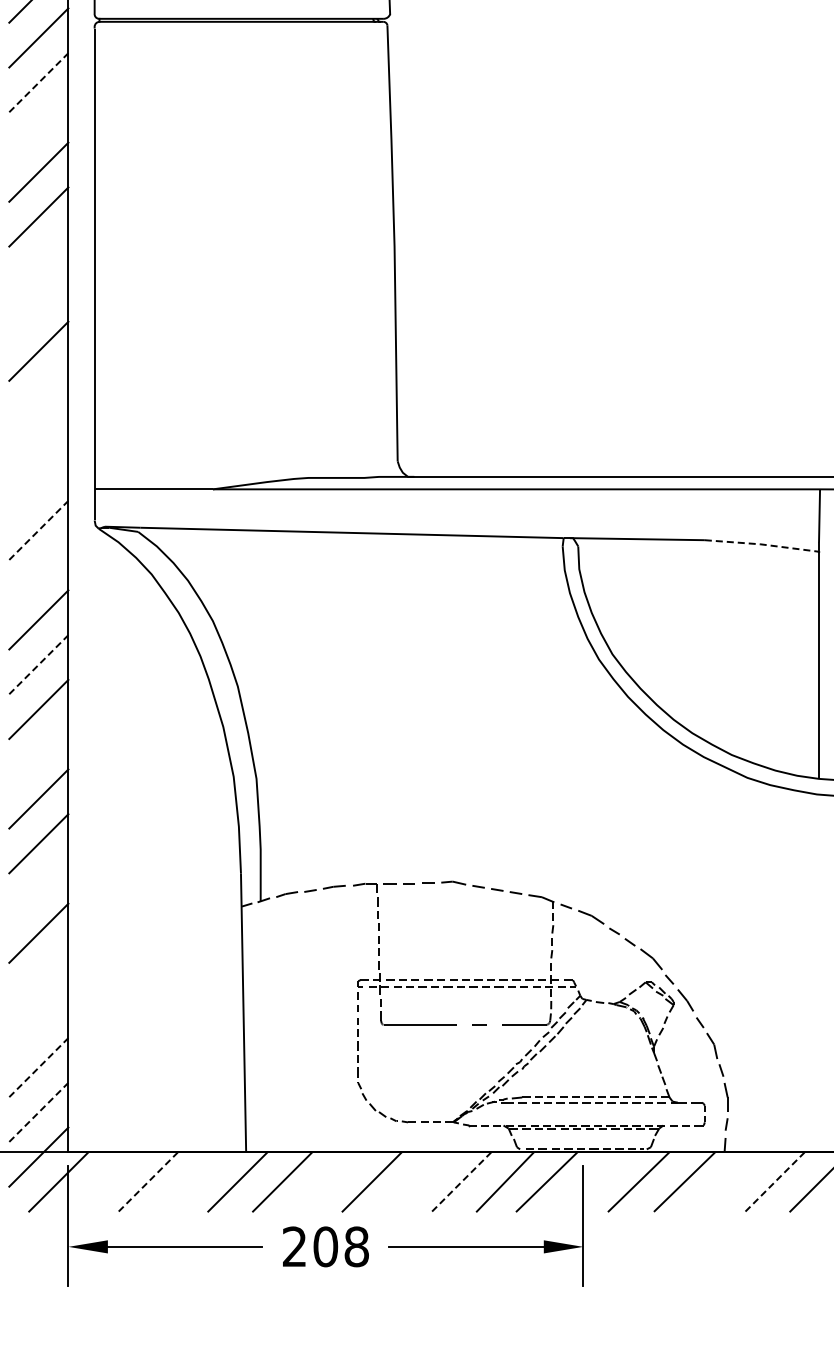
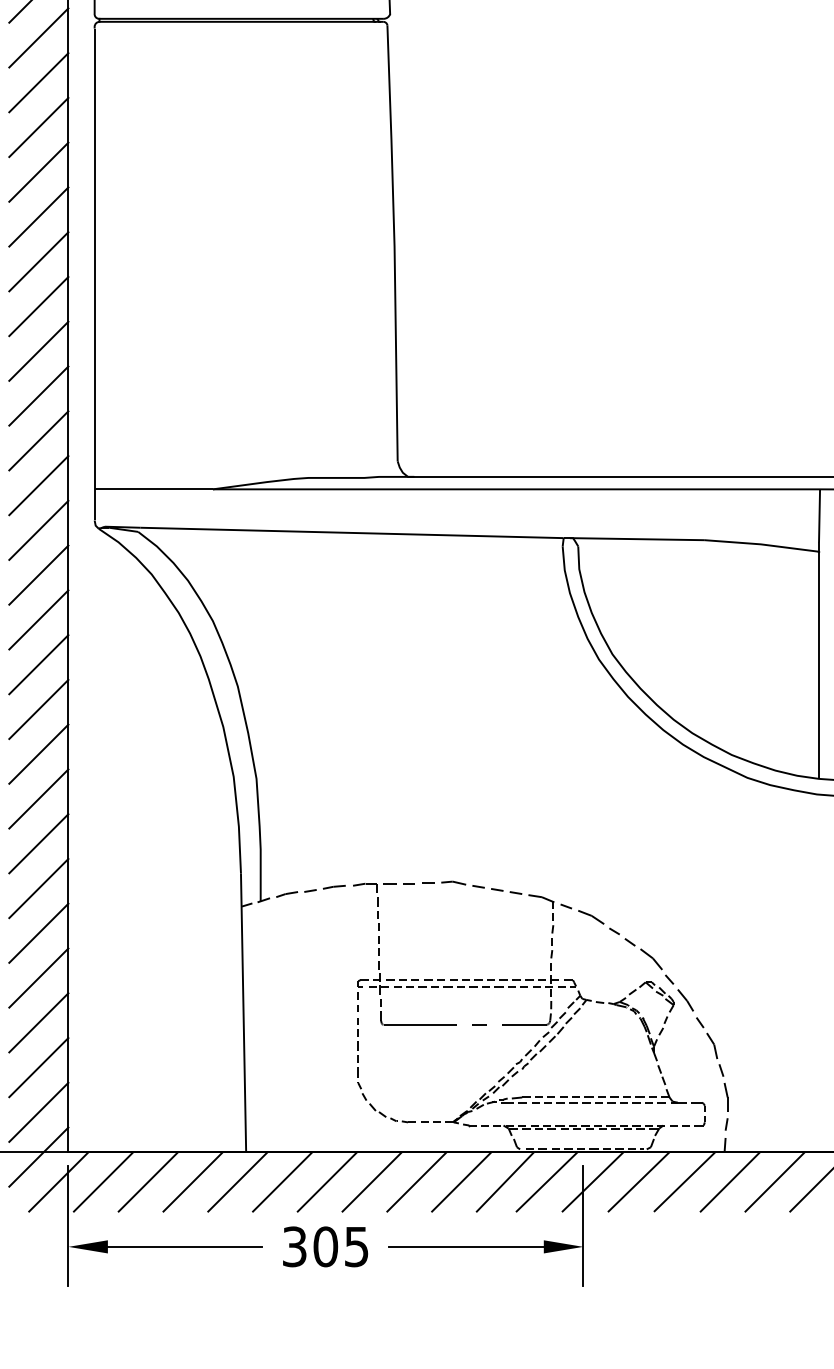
line: dashed -> solid (38, 82)
line: none -> present (38, 127)
line: none -> present (38, 261)
line: none -> present (38, 306)
line: none -> present (38, 395)
line: none -> present (38, 440)
line: none -> present (38, 485)
line: dashed -> solid (38, 530)
line: dashed -> solid (760, 544)
line: none -> present (38, 574)
line: dashed -> solid (38, 664)
line: none -> present (38, 753)
line: none -> present (38, 888)
line: none -> present (38, 977)
line: none -> present (38, 1022)
line: dashed -> solid (38, 1067)
line: dashed -> solid (38, 1112)
line: none -> present (103, 1181)
line: none -> present (192, 1181)
line: none -> present (326, 1181)
line: none -> present (416, 1181)
line: none -> present (592, 1181)
line: none -> present (729, 1181)
line: dashed -> solid (148, 1182)
line: dashed -> solid (461, 1182)
line: dashed -> solid (775, 1182)
text: 208 -> 305 (325, 1246)
